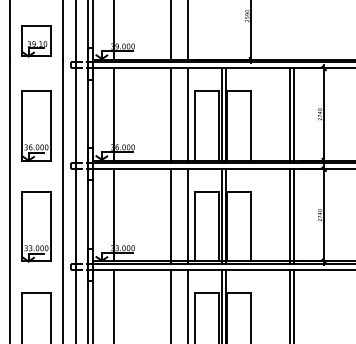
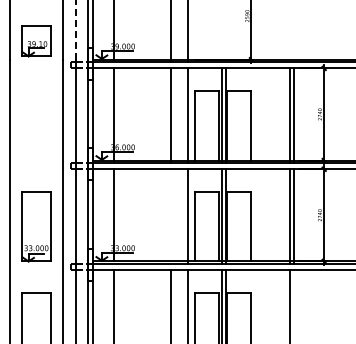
line: solid -> dashed (75, 29)
part: present -> none (36, 125)
line: present -> none (170, 216)
line: present -> none (293, 305)
